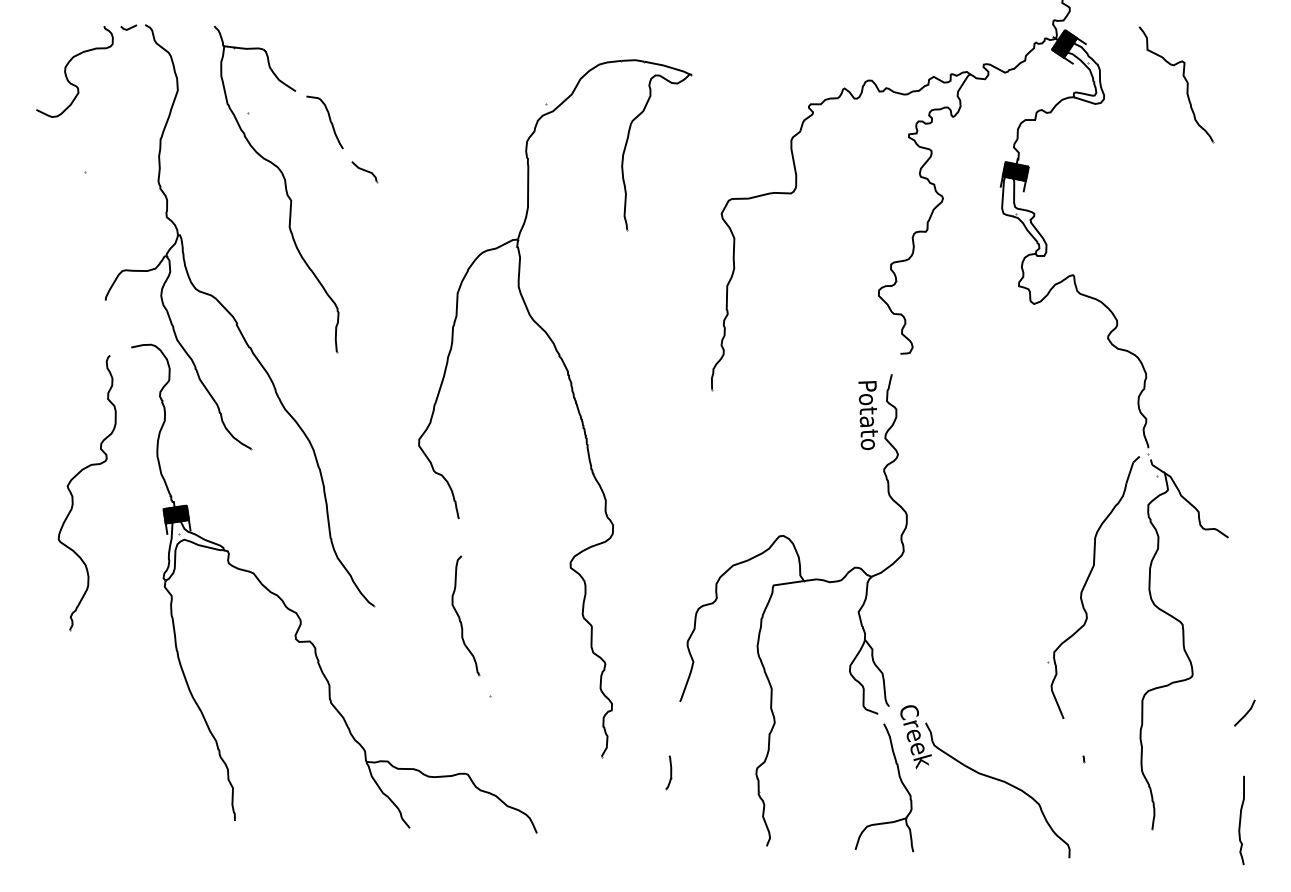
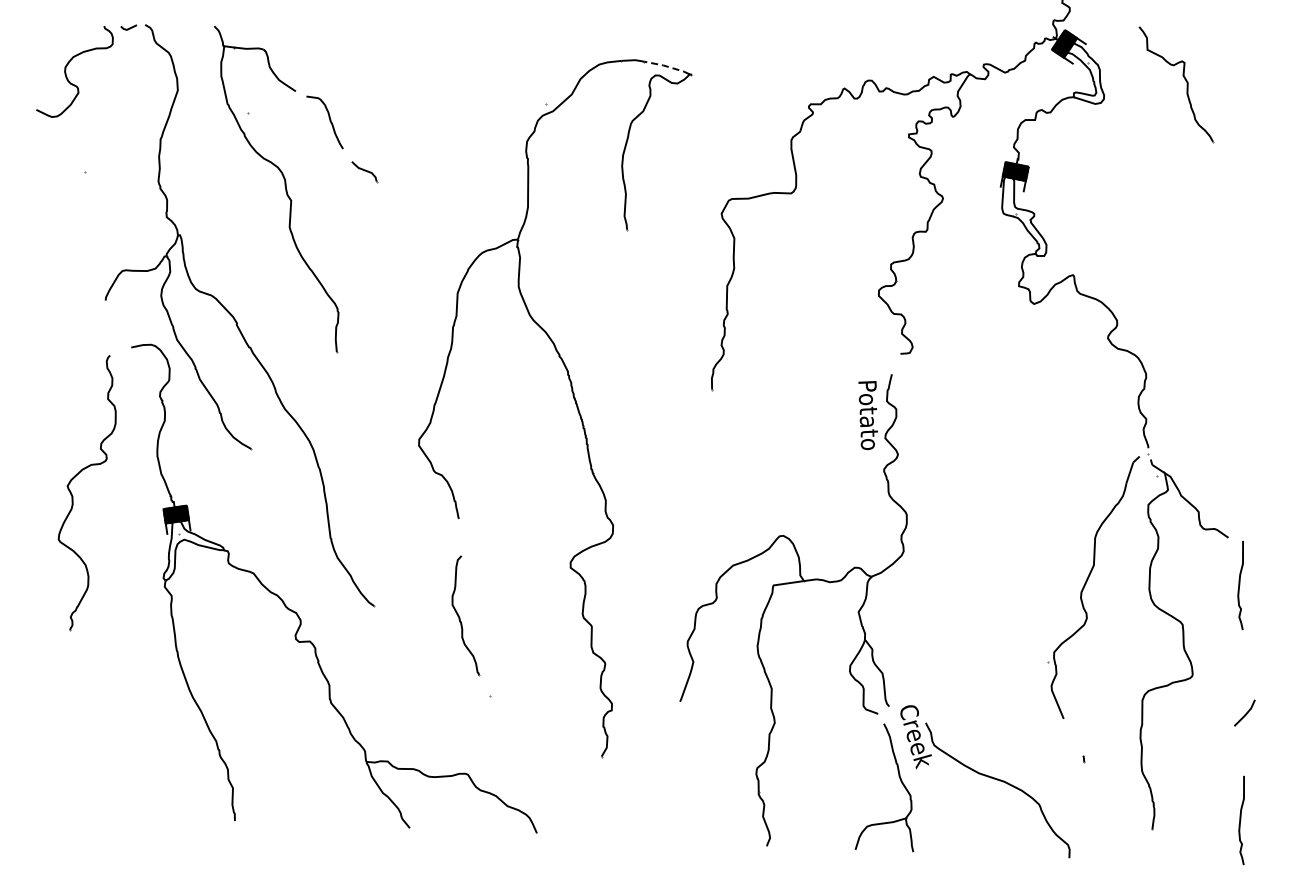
line: solid -> dashed (667, 66)
curve: none -> present (1240, 585)
part: present -> none (668, 772)
